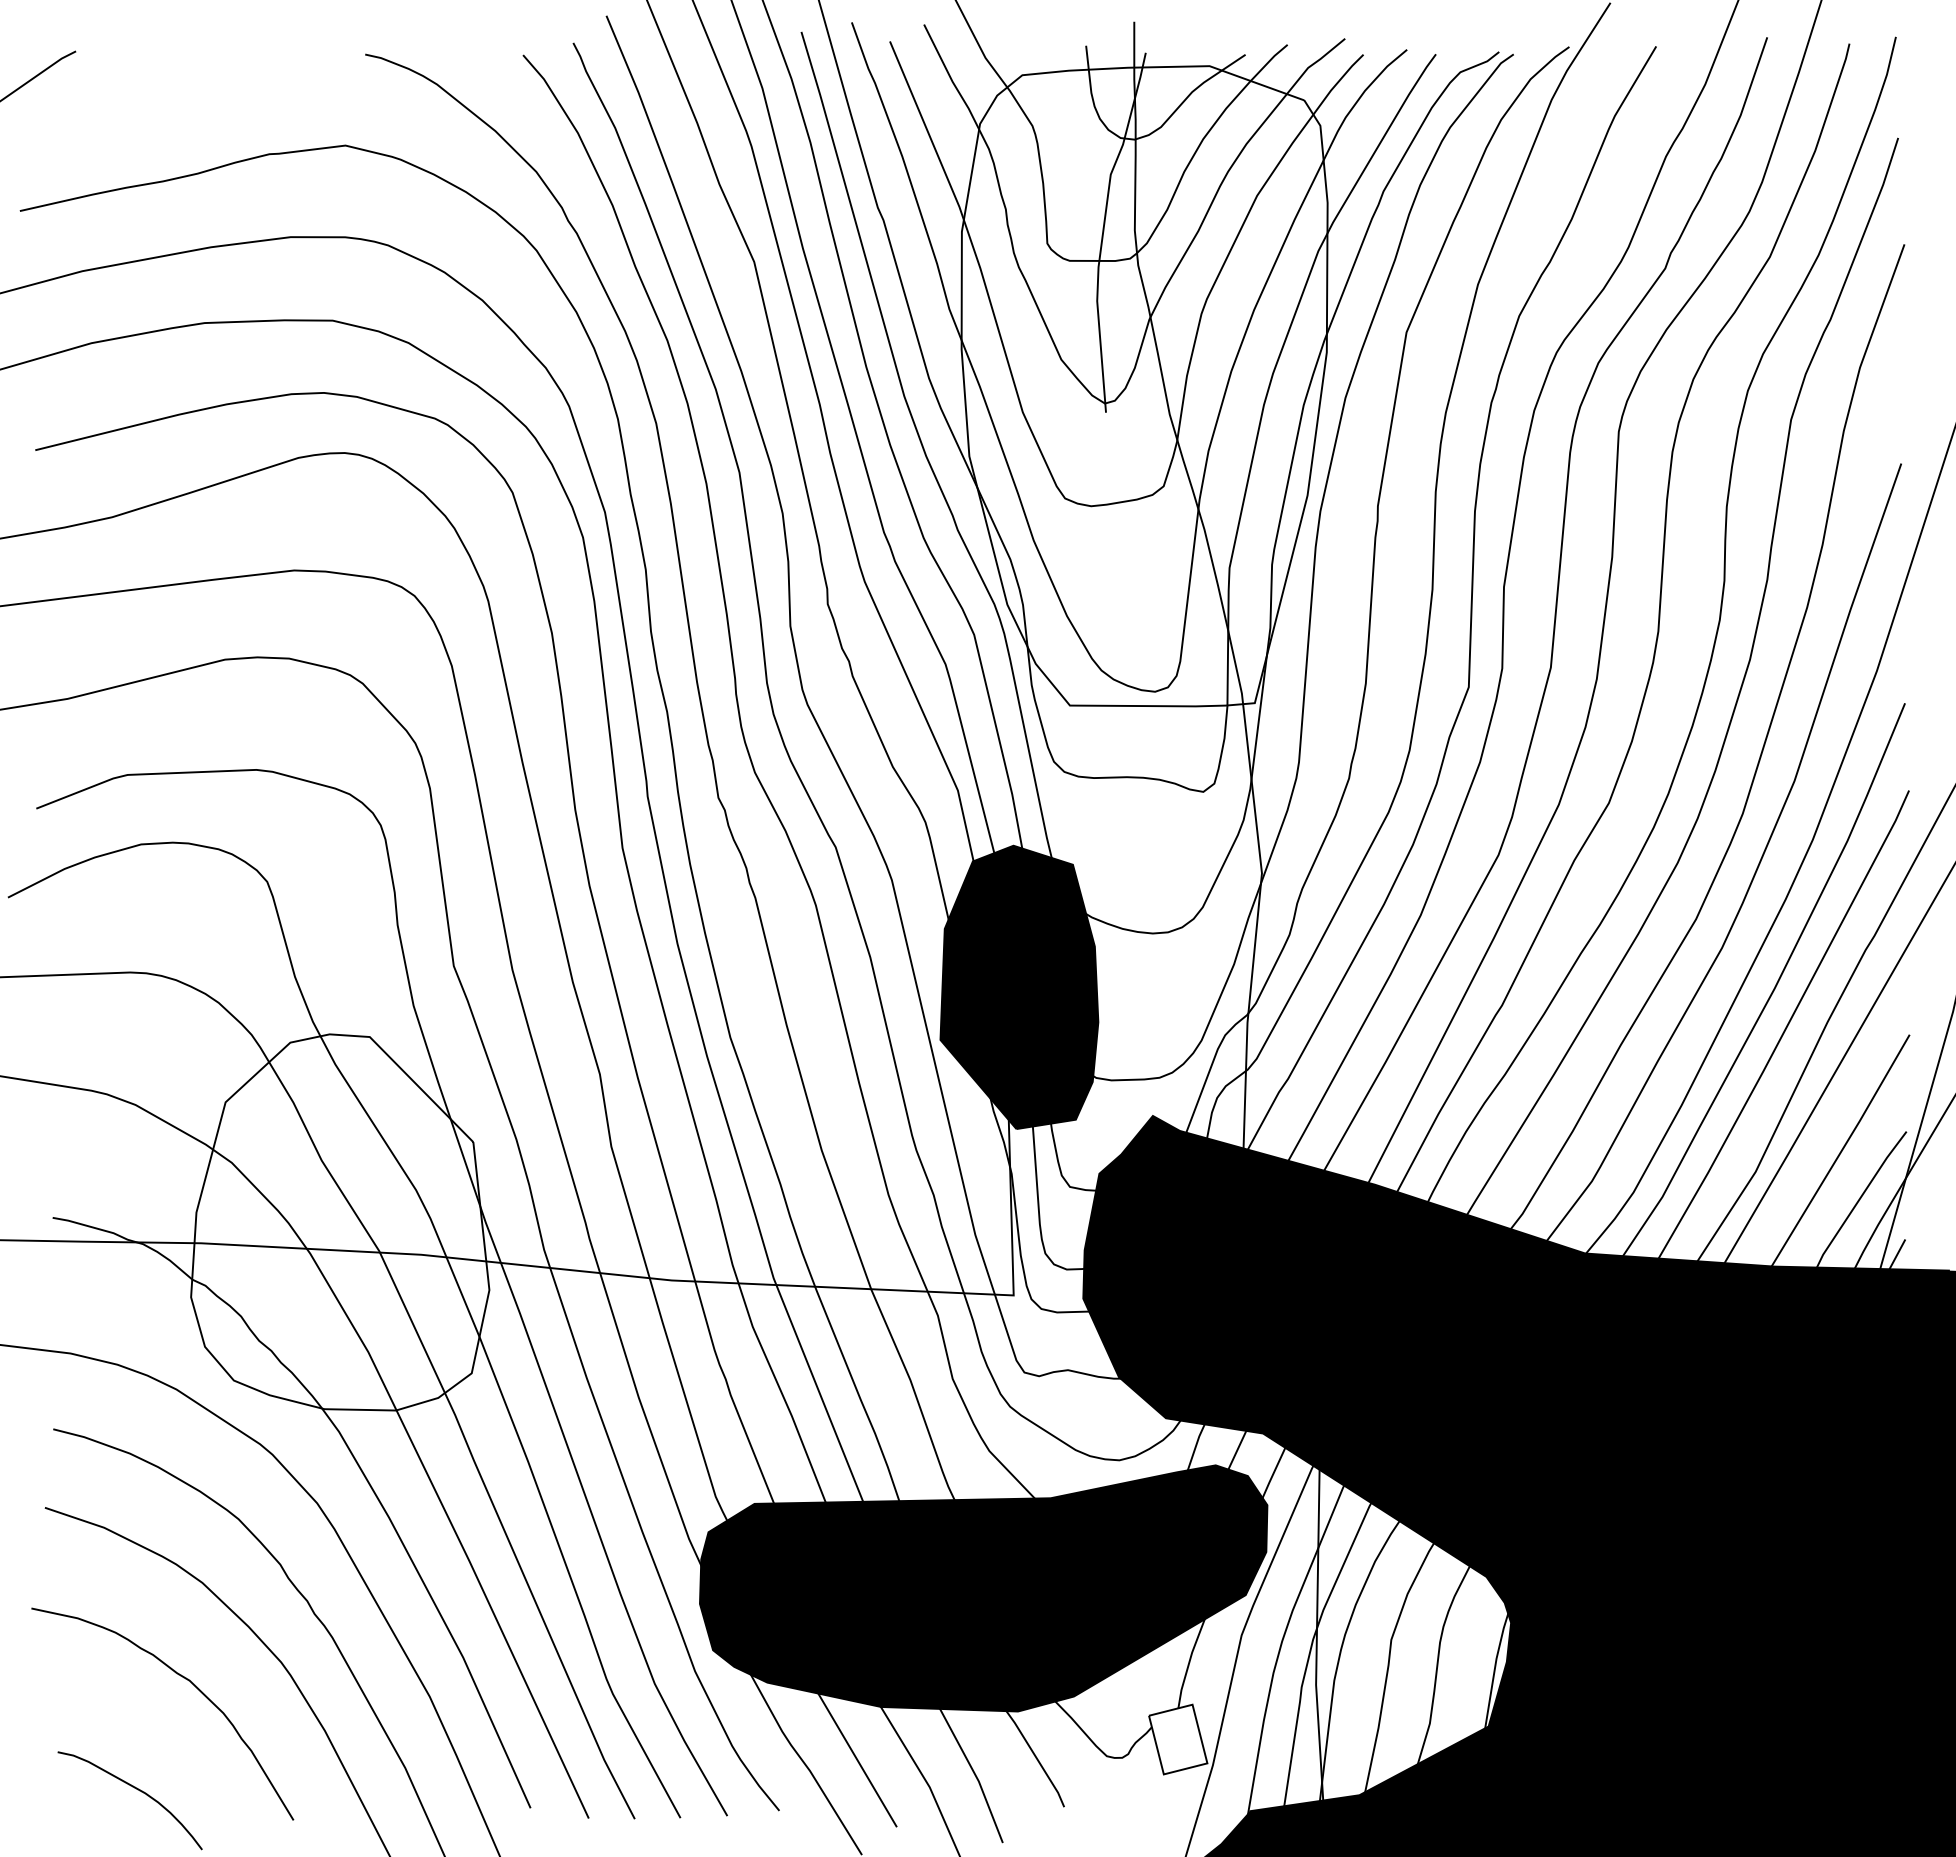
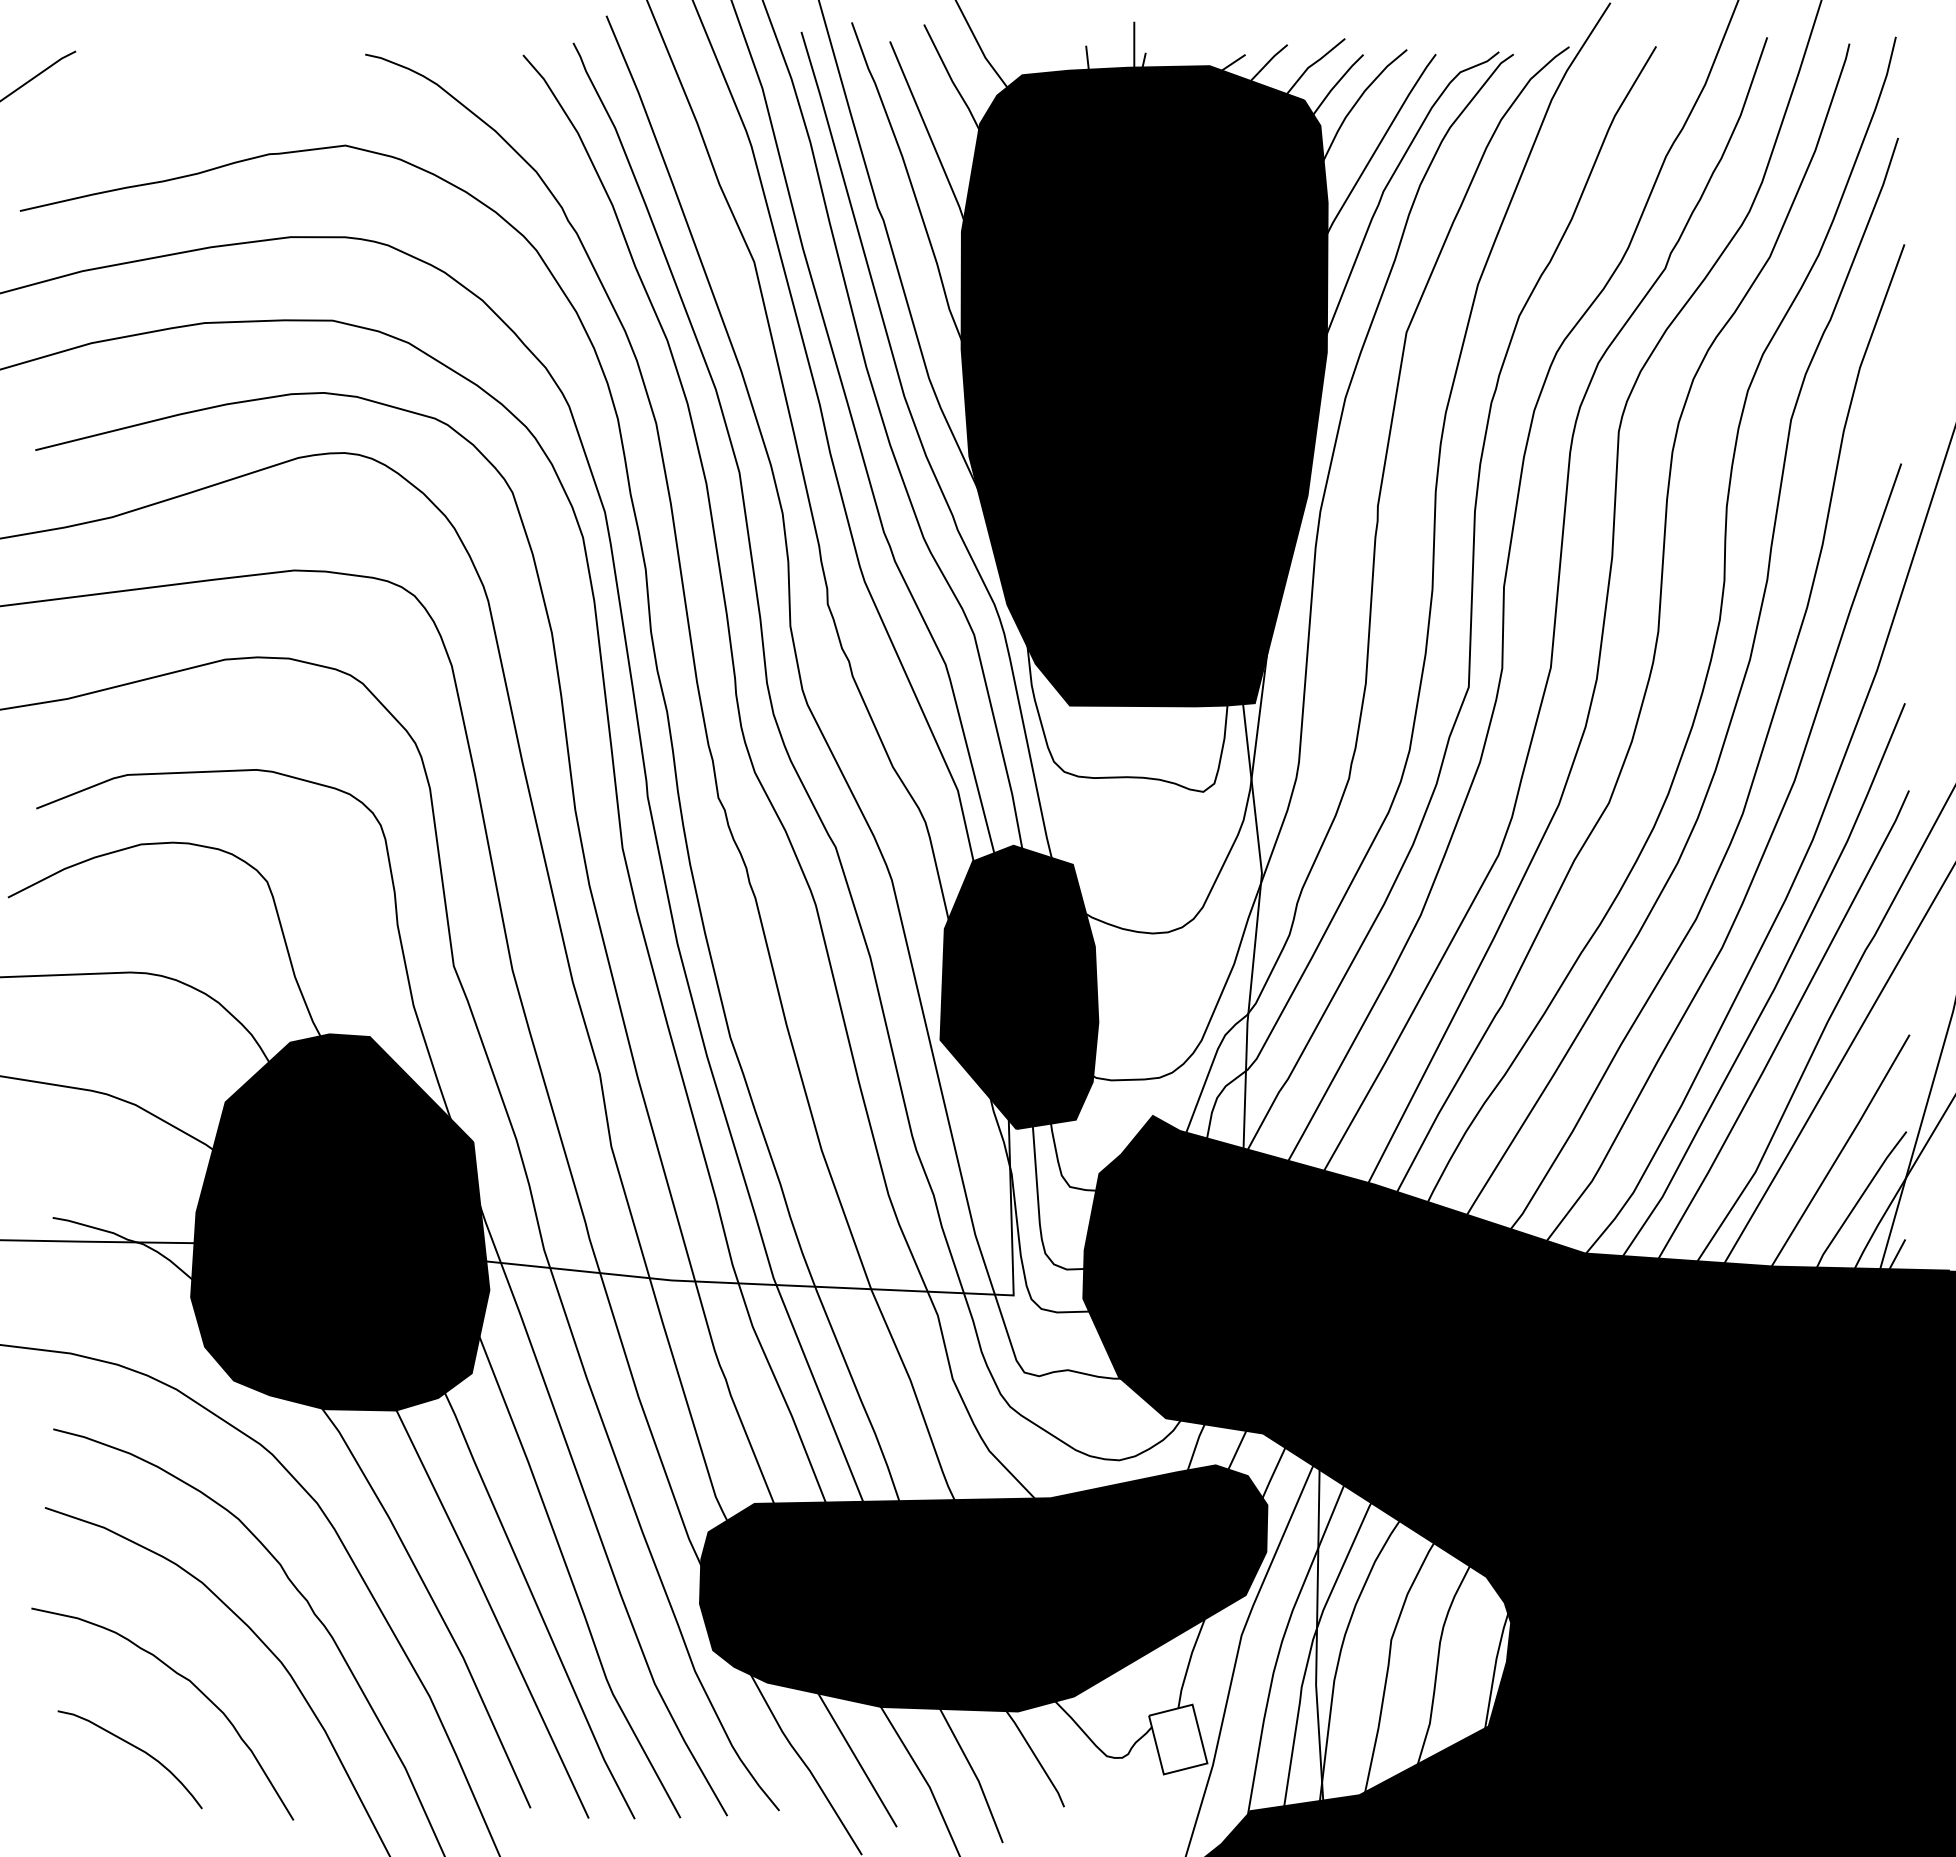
fill: none -> present (1144, 386)
fill: none -> present (340, 1222)
curve position: (134, 1788) -> (134, 1747) (134, 1747)
